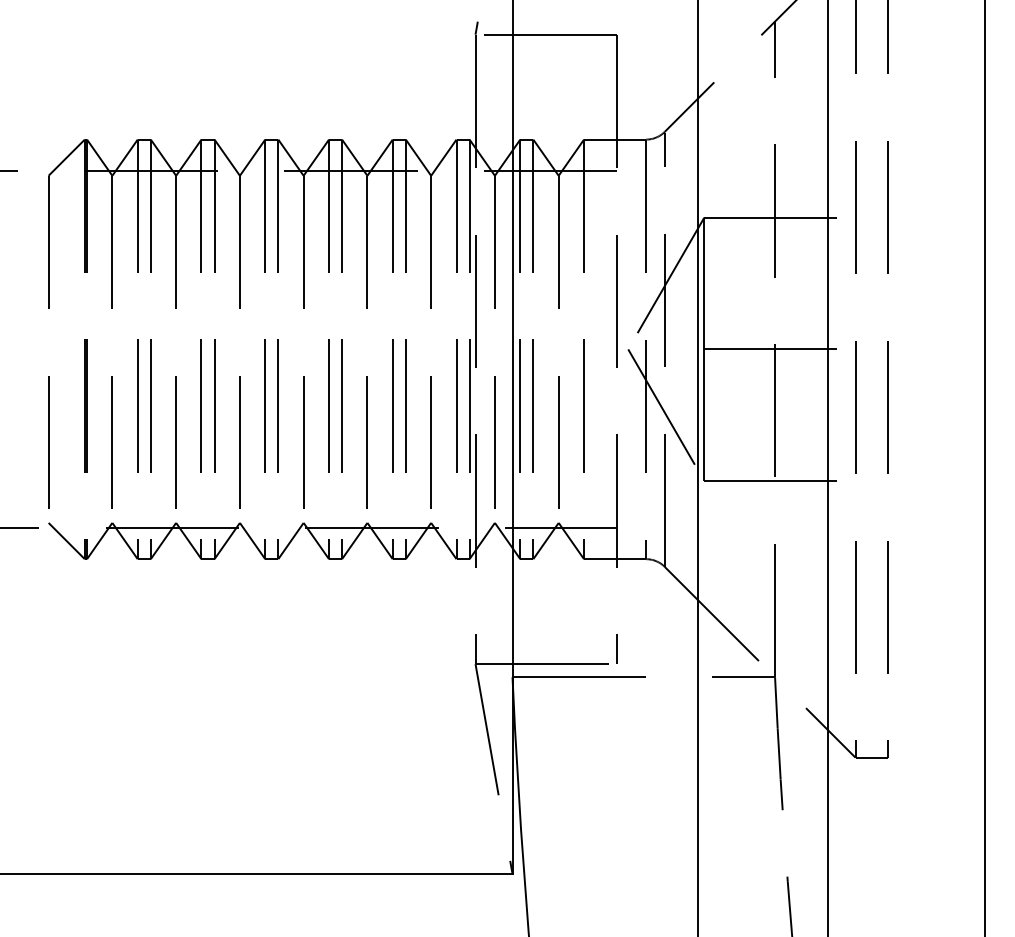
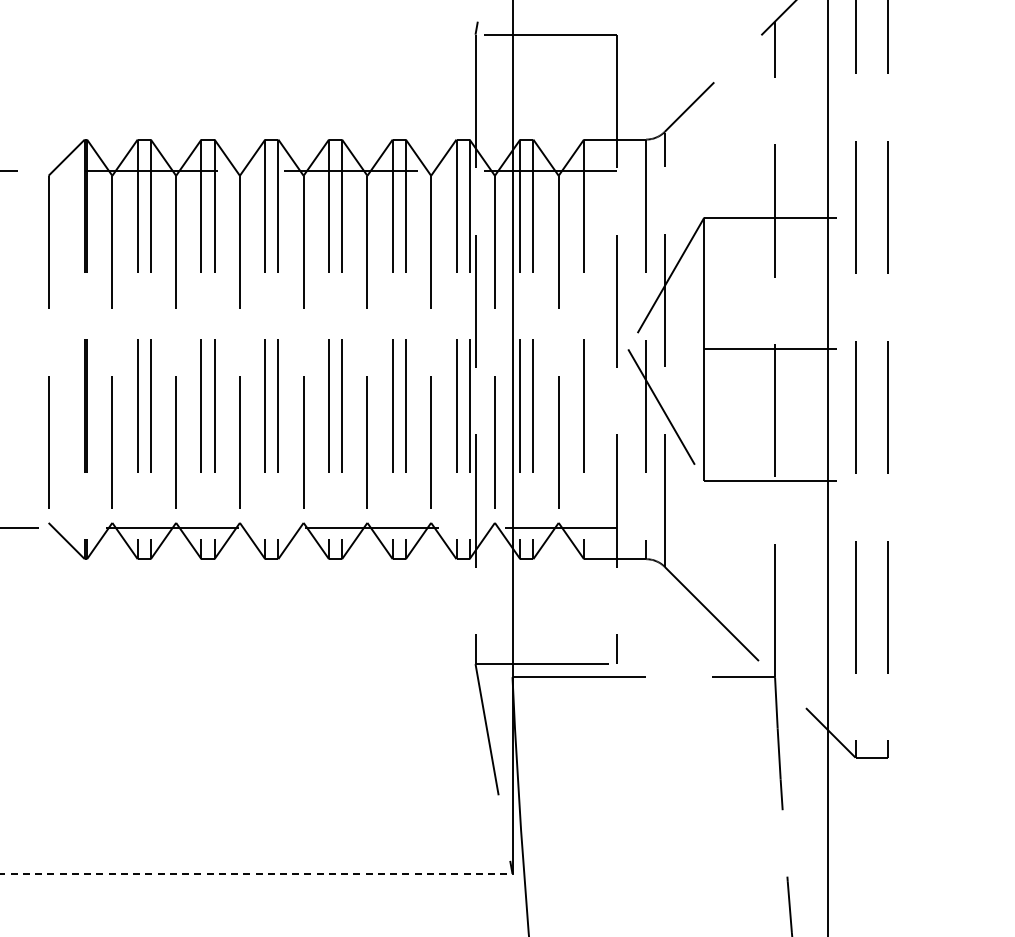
line: present -> none (697, 467)
line: present -> none (984, 467)
line: solid -> dashed (256, 873)
